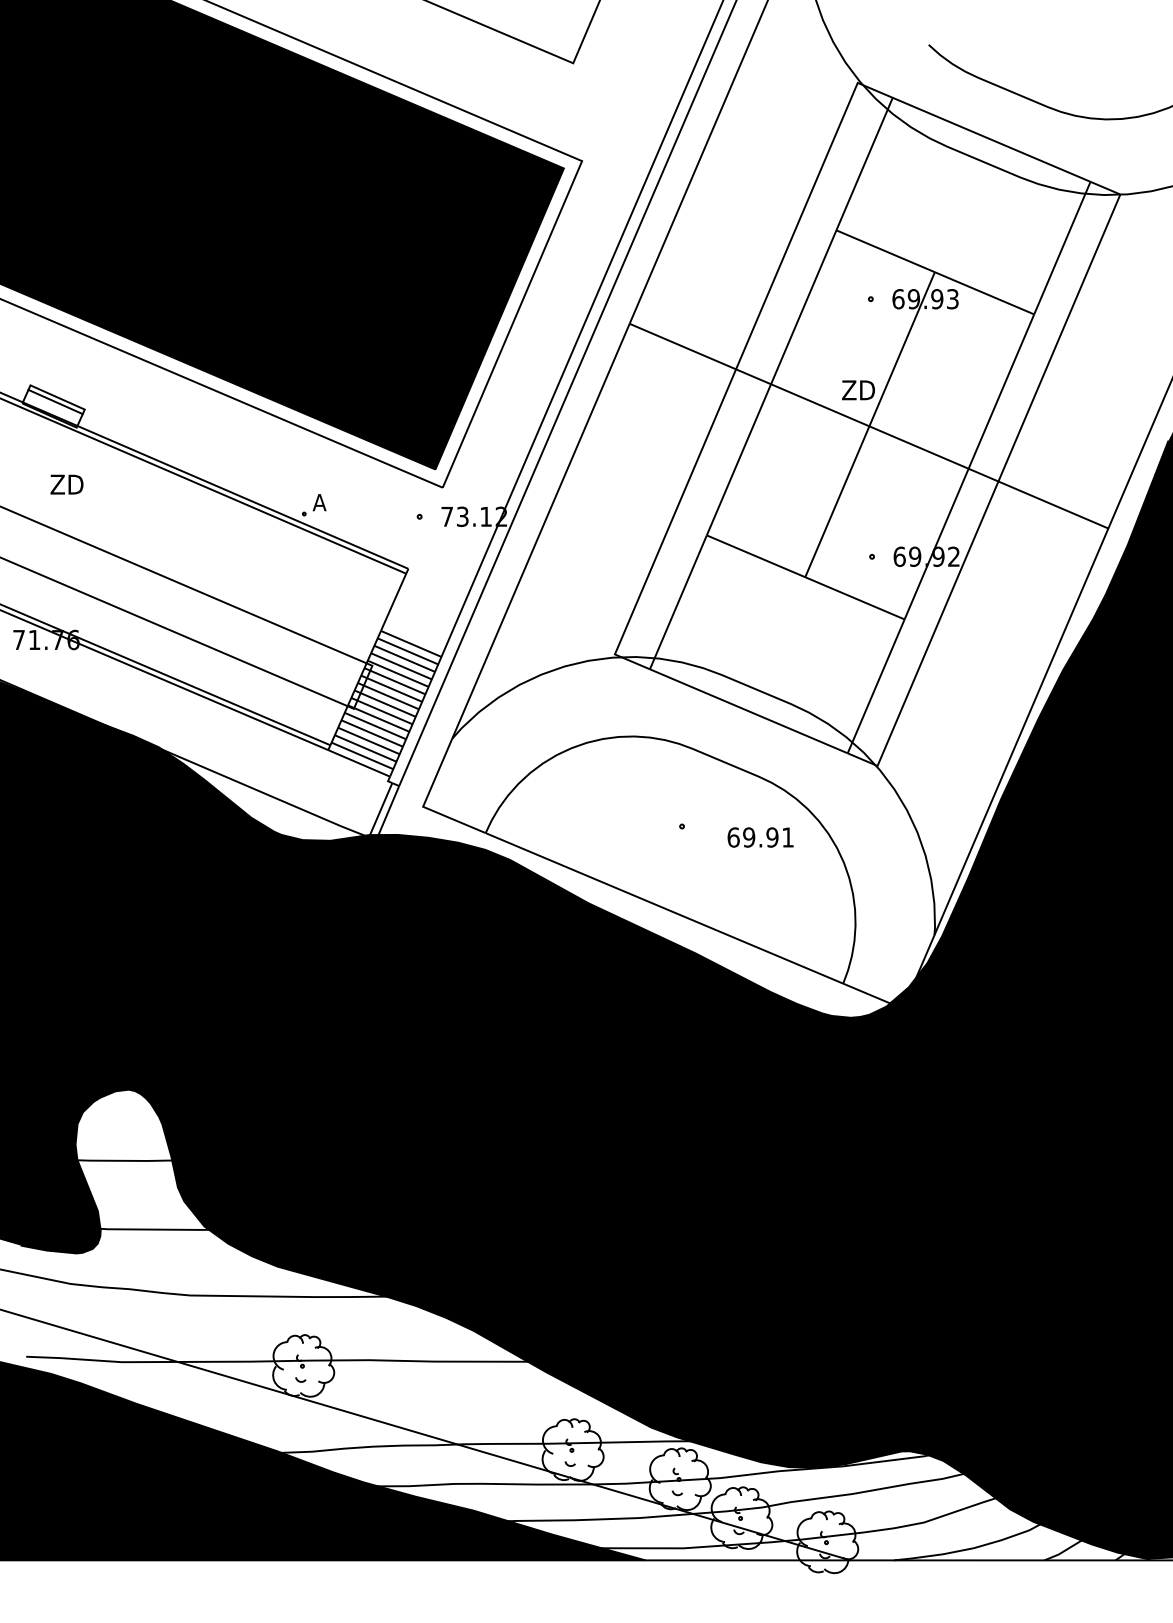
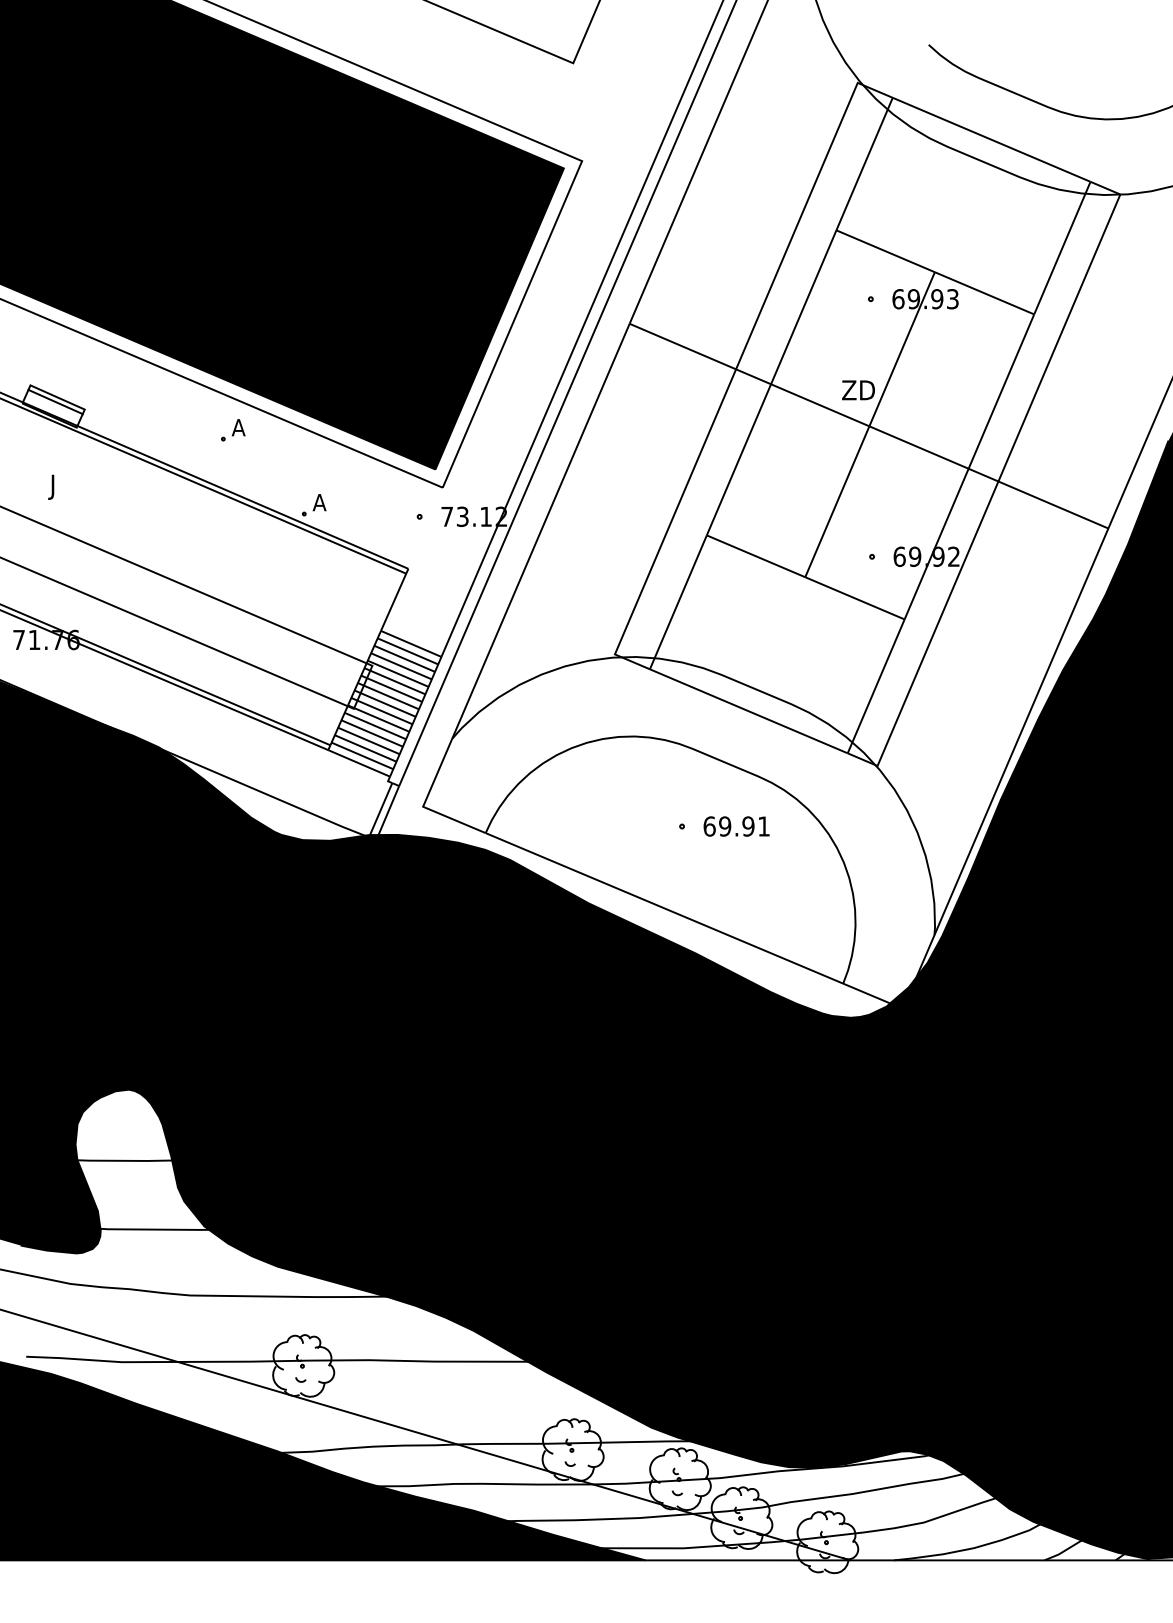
part: none -> present (233, 430)
text: ZD -> J (65, 486)
text position: (760, 837) -> (736, 826) (736, 826)
